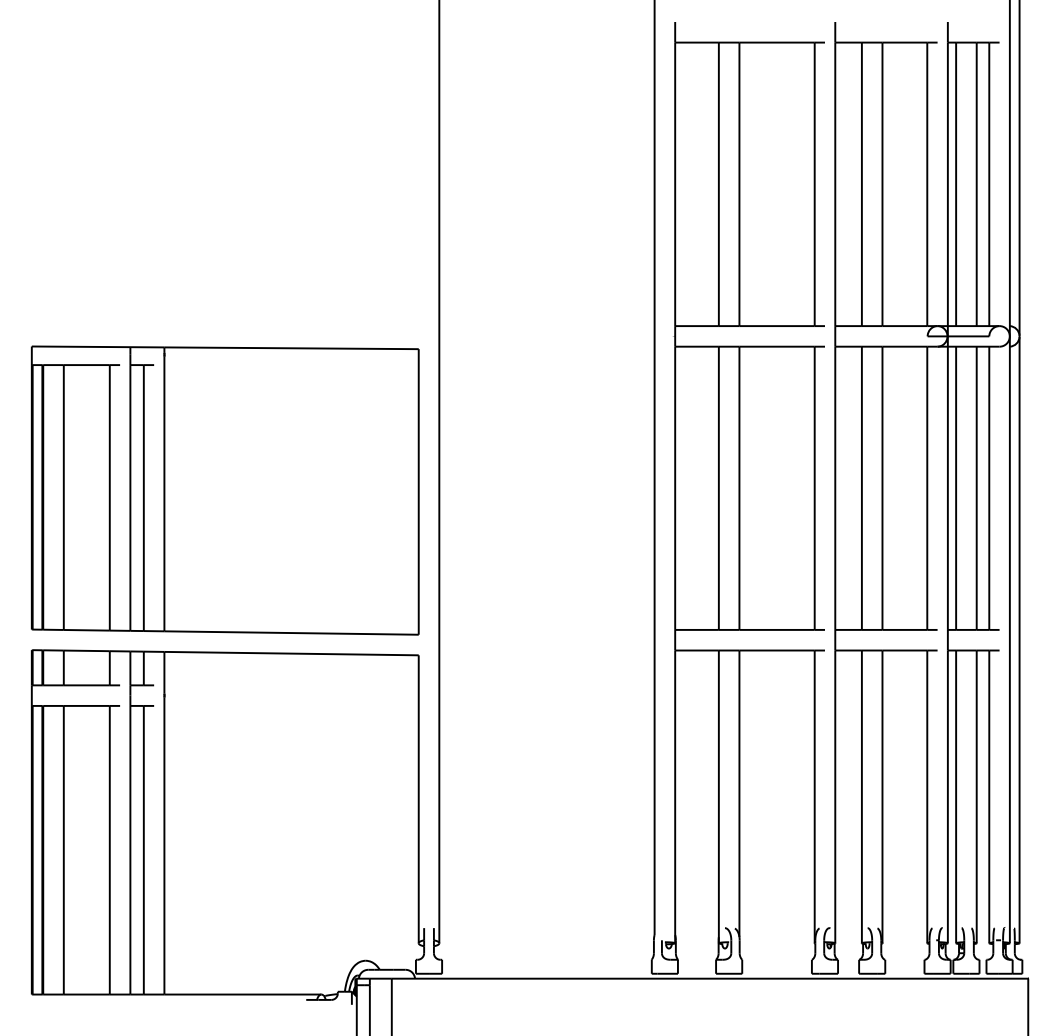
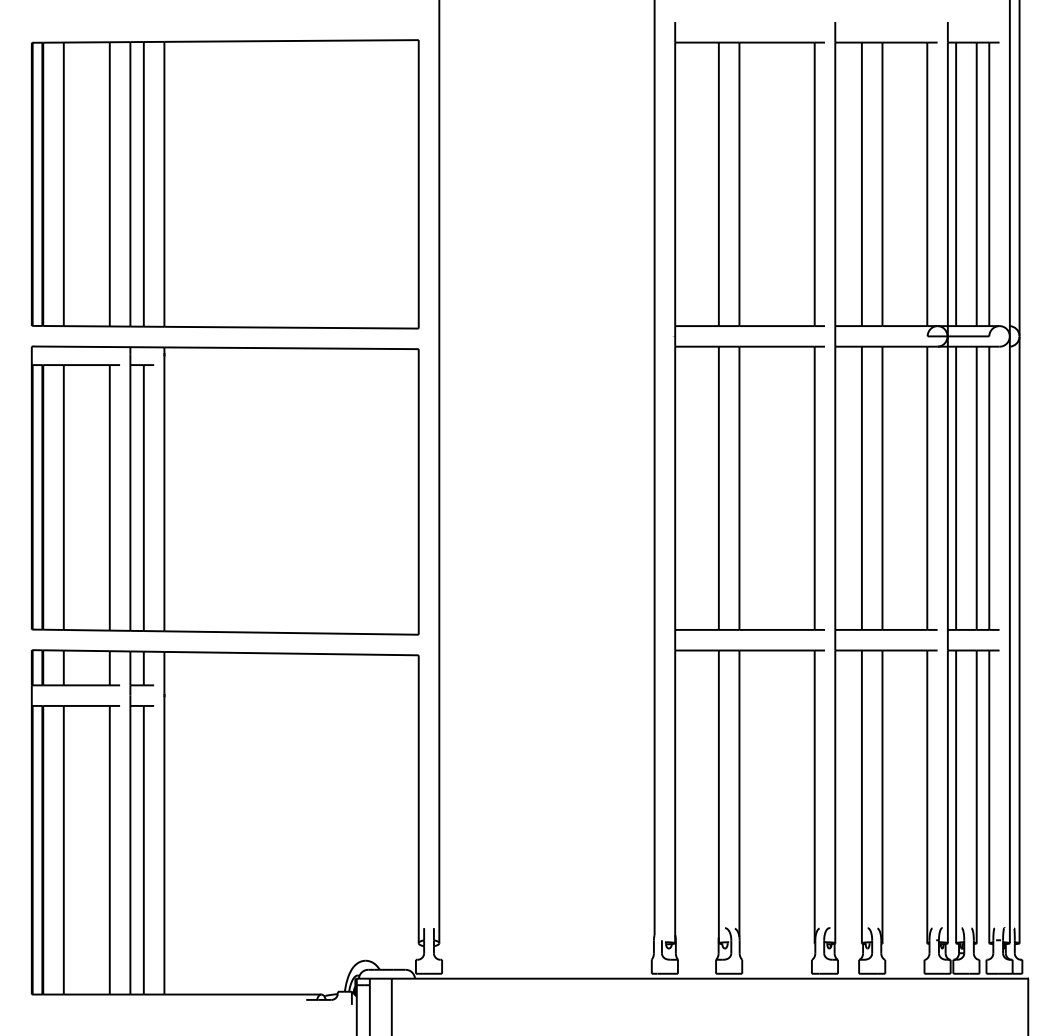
part: none -> present (224, 184)
